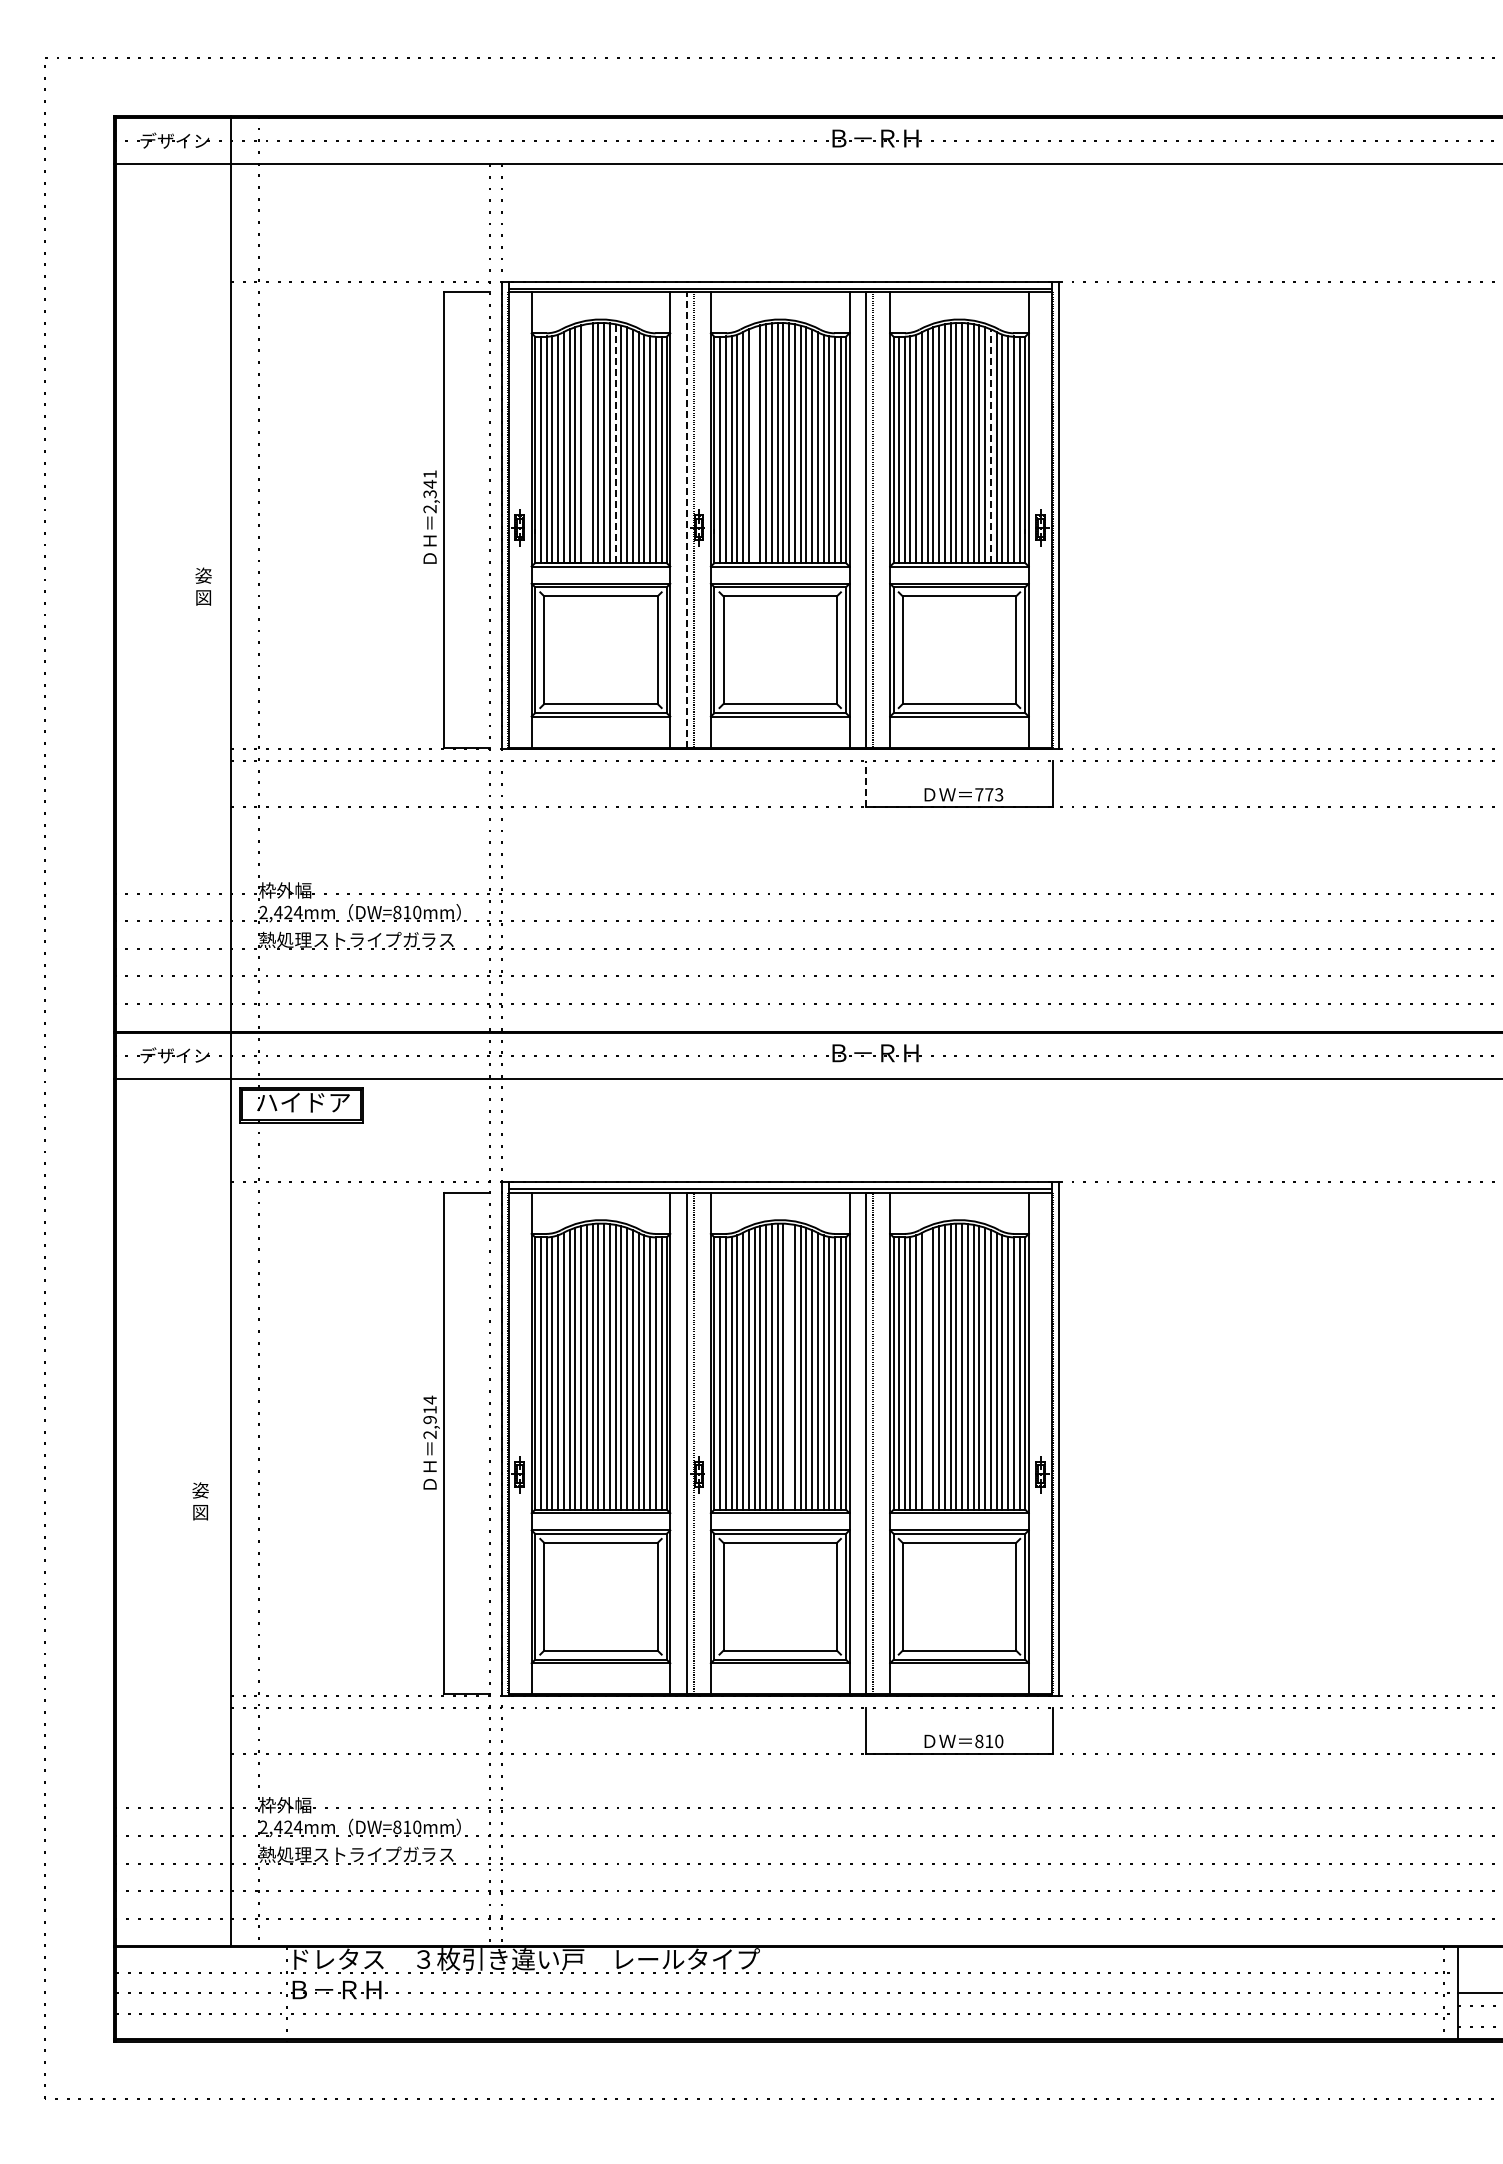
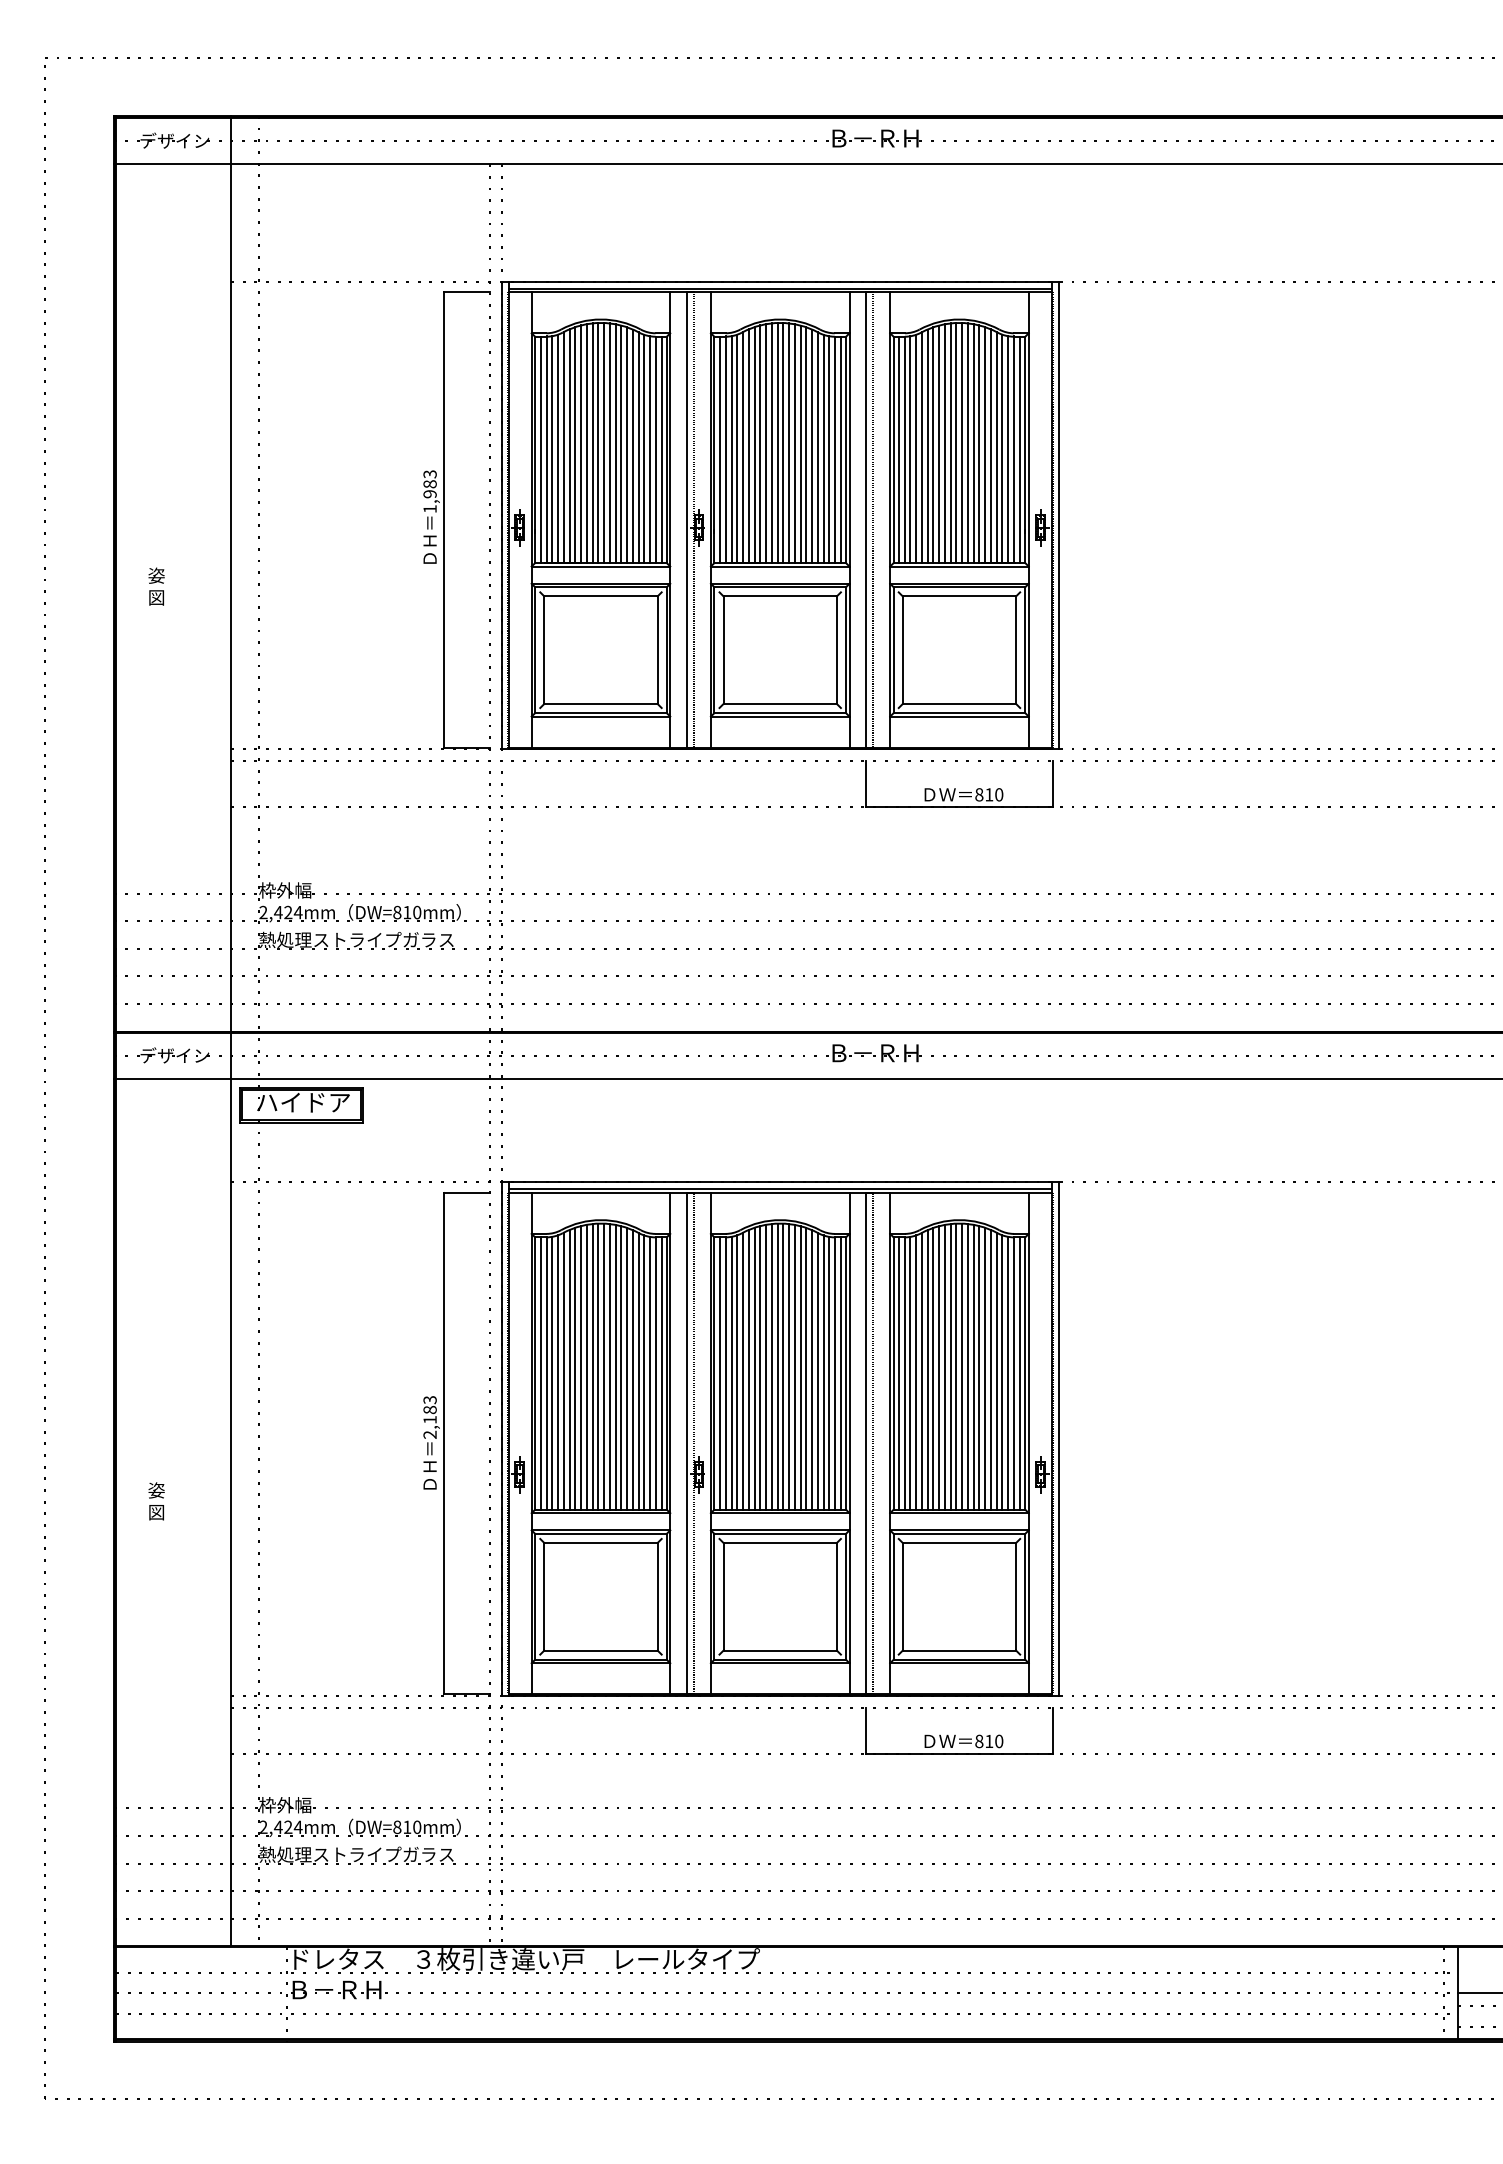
line: none -> present (586, 443)
line: dashed -> solid (615, 443)
line: none -> present (754, 445)
line: dashed -> solid (990, 446)
text: 2,341 -> 1,983 (429, 491)
line: dashed -> solid (687, 519)
text position: (203, 586) -> (156, 586) (156, 586)
line: dashed -> solid (866, 783)
text: 773 -> 810 (989, 794)
line: none -> present (789, 1366)
line: none -> present (927, 1369)
text: 2,914 -> 2,183 (429, 1409)
text position: (200, 1501) -> (156, 1501) (156, 1501)
